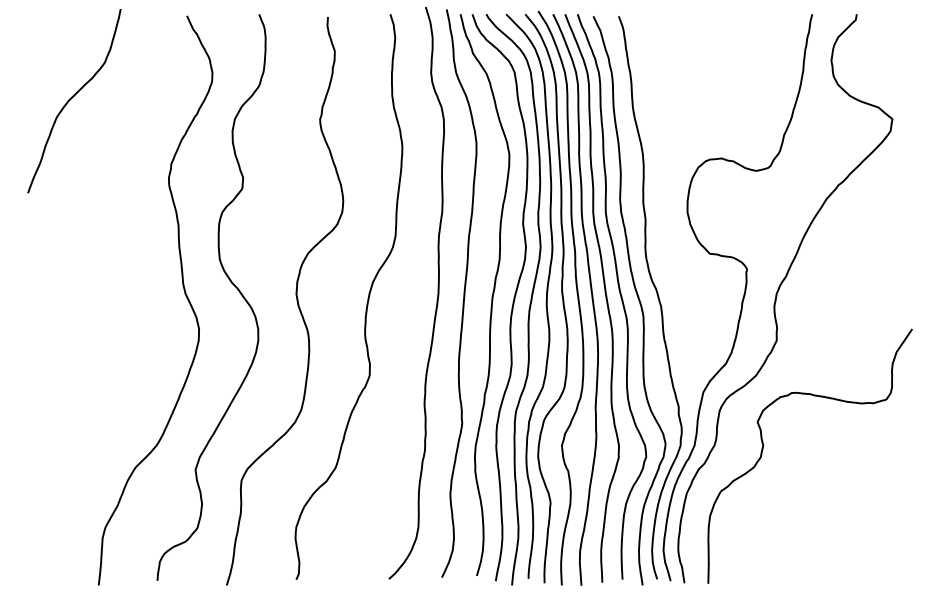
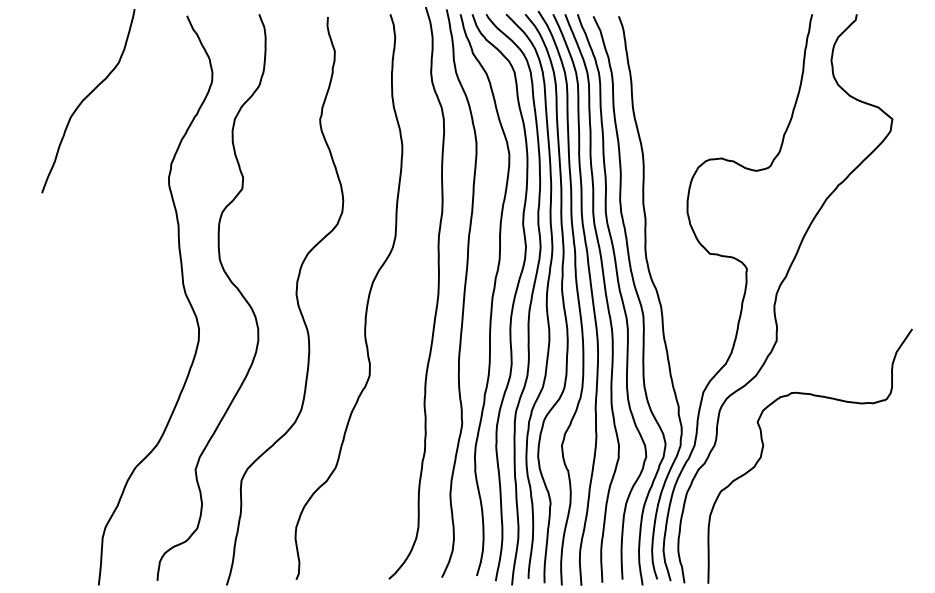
curve position: (72, 98) -> (86, 98) (86, 98)
